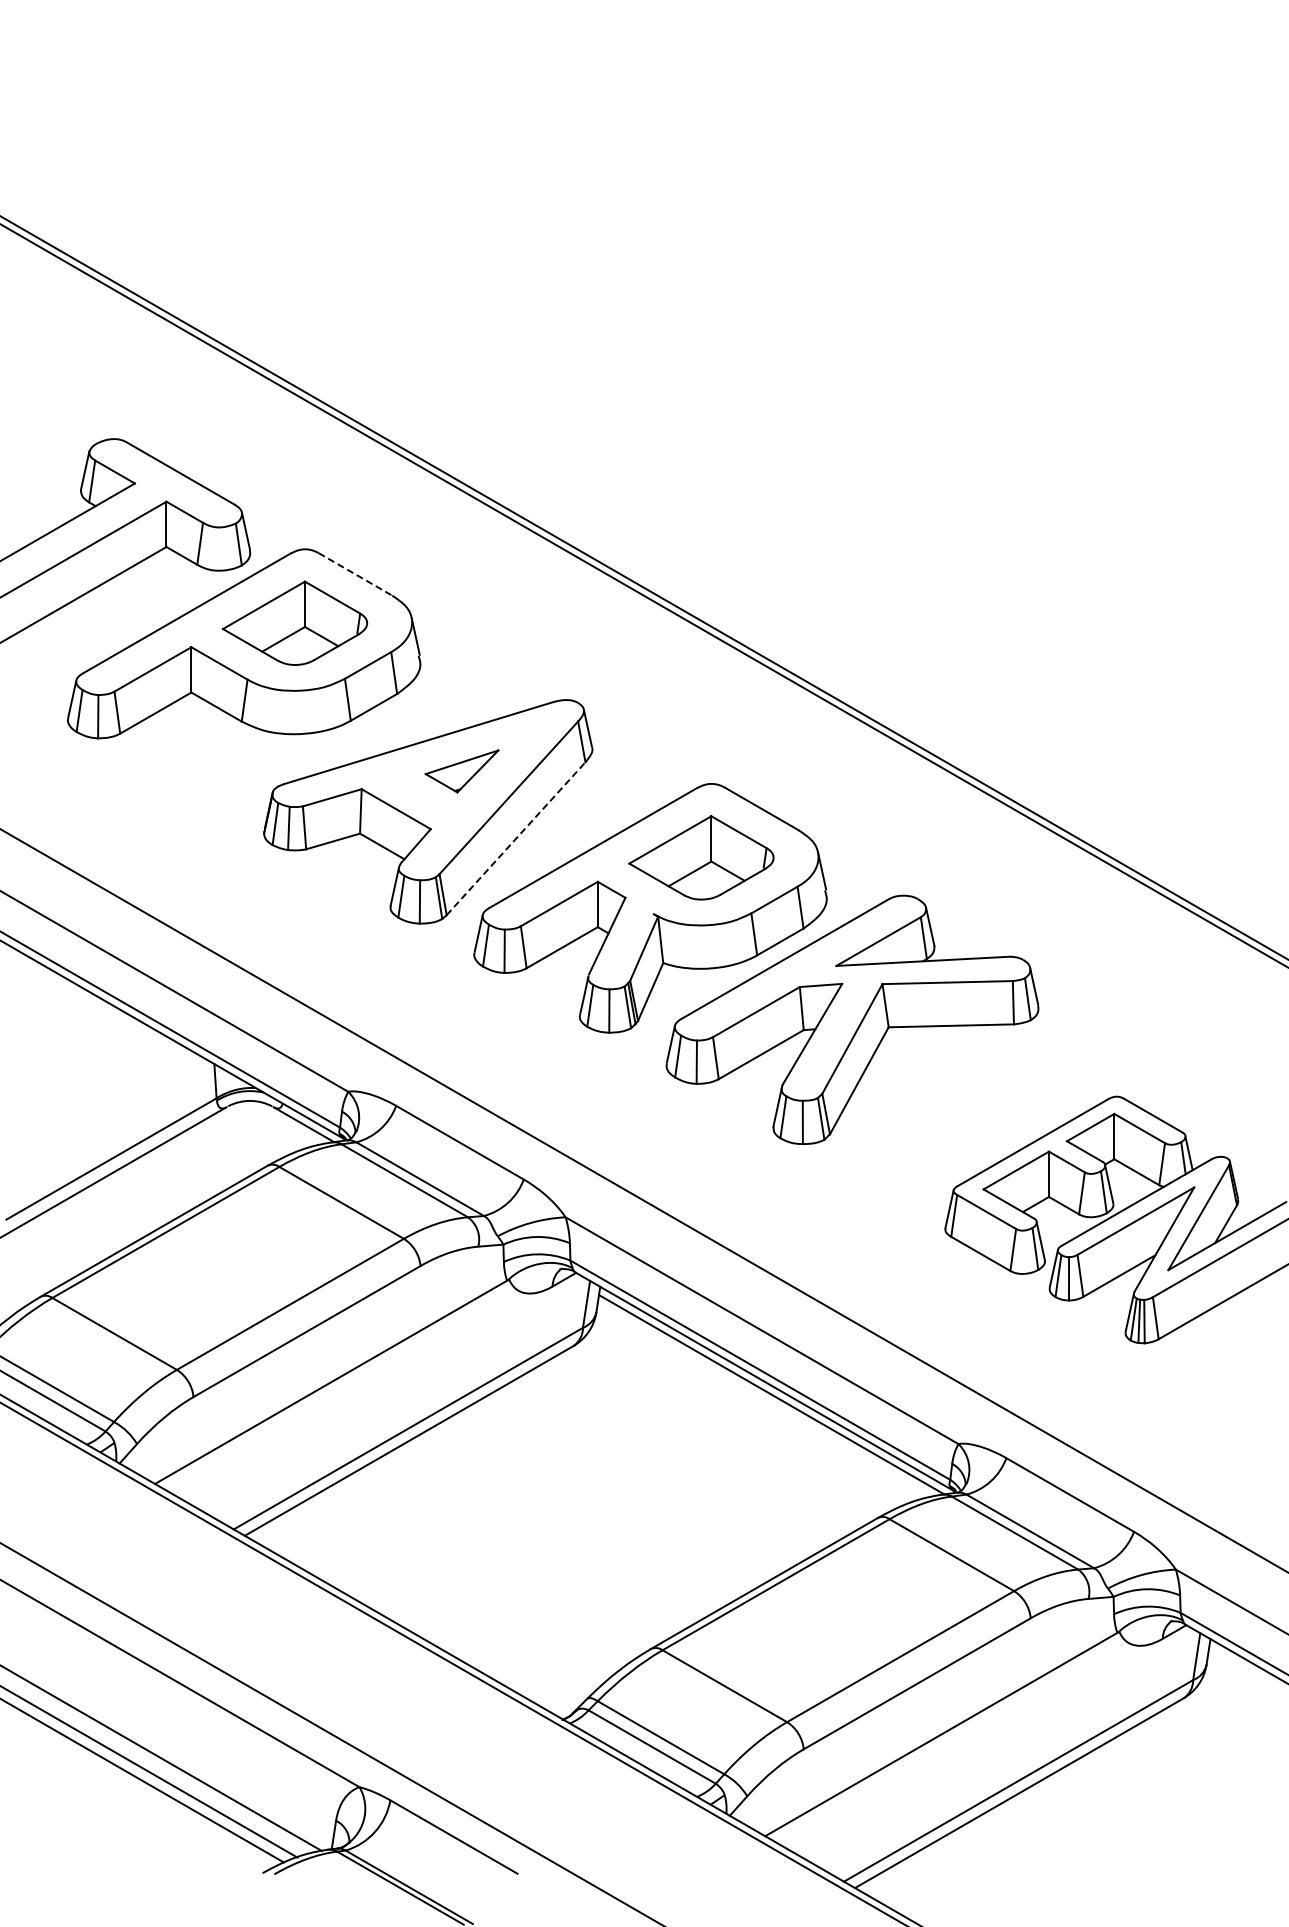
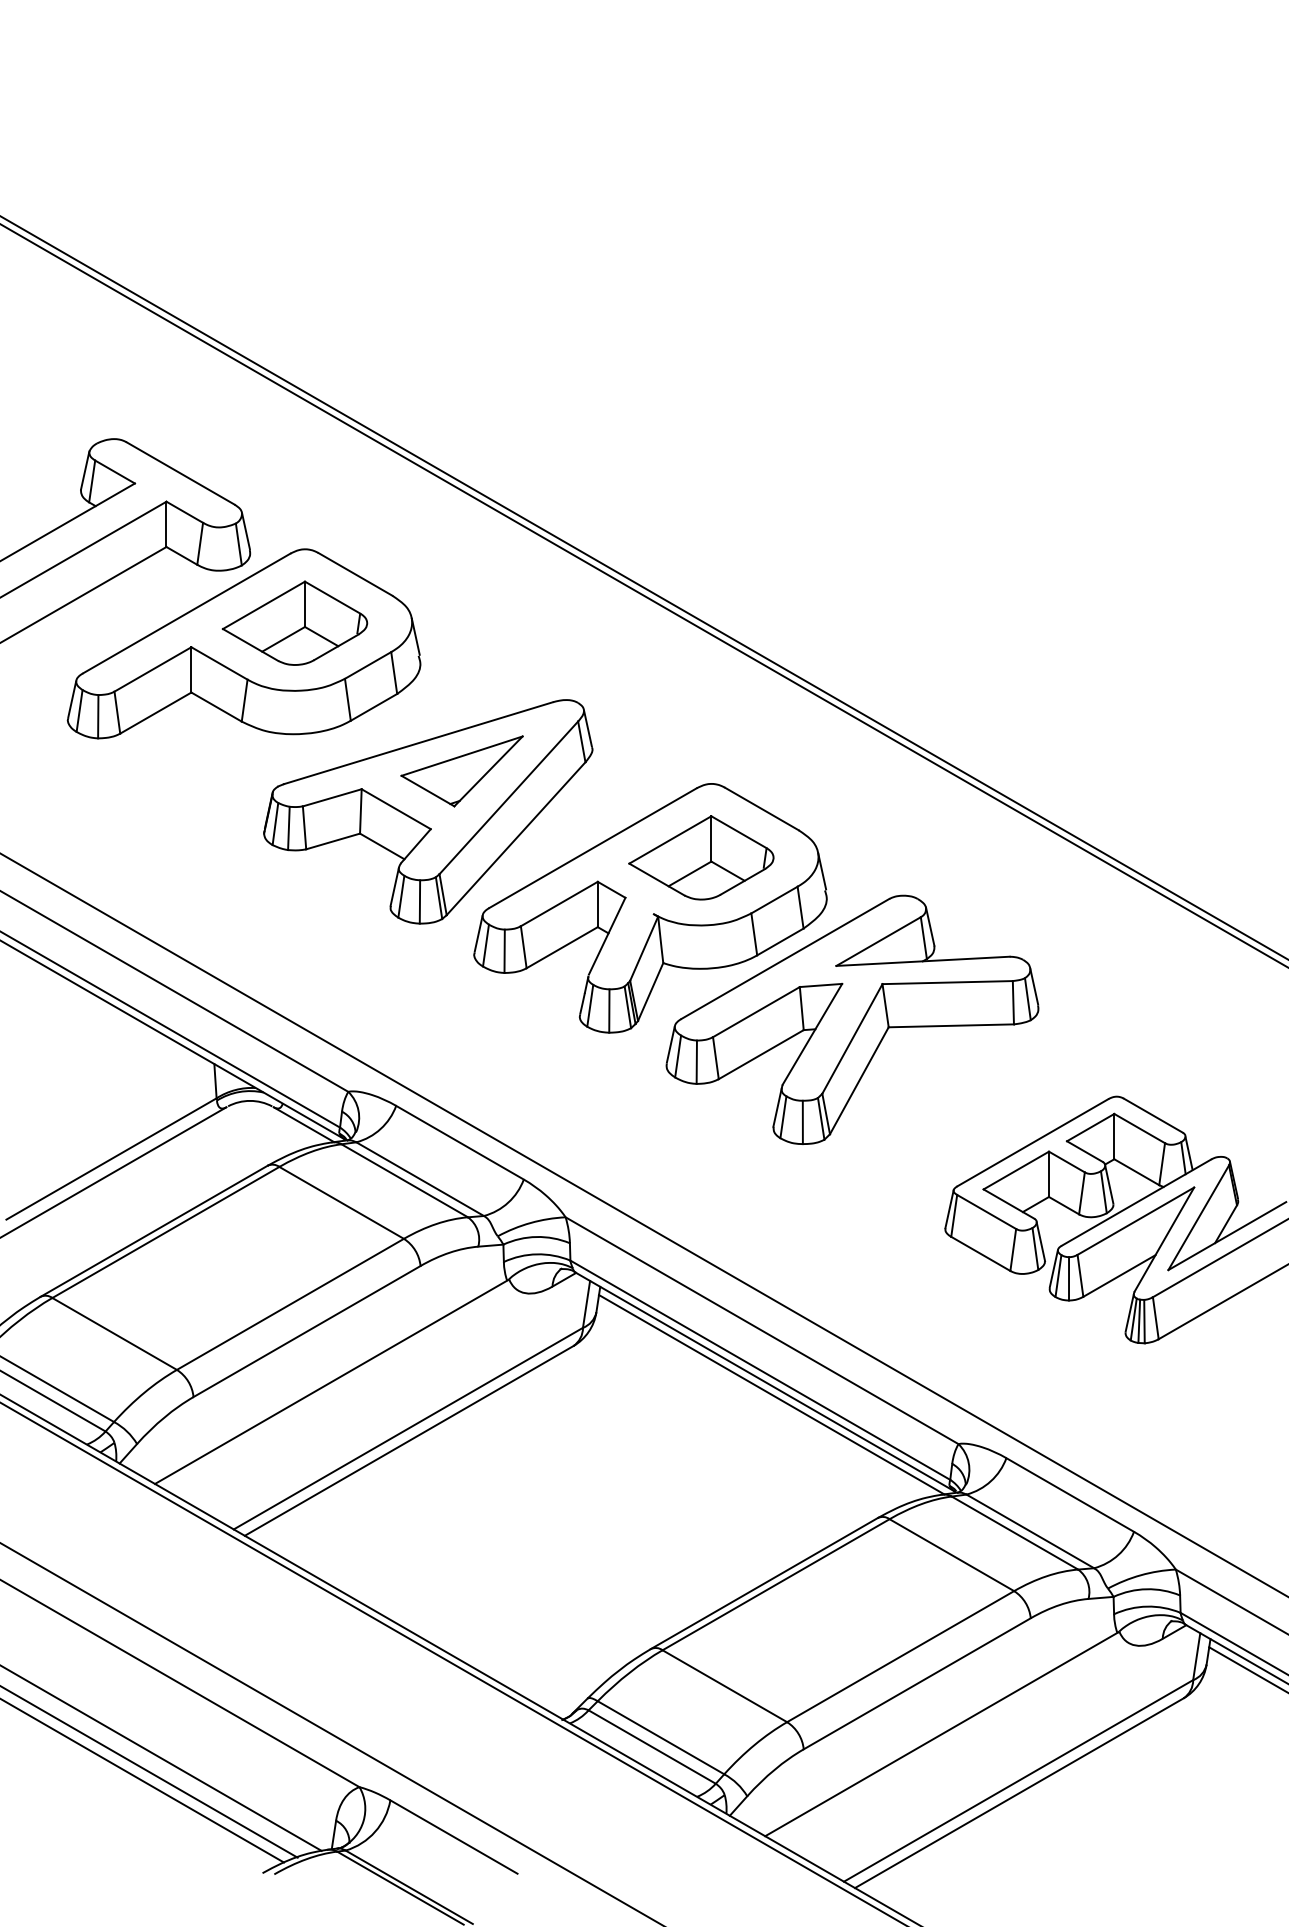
line: dashed -> solid (355, 574)
part size: 76x45 px -> 124x73 px (461, 771)
line: dashed -> solid (516, 838)
line position: (643, 1200) -> (643, 1224) (643, 1224)
line: none -> present (1247, 1669)
